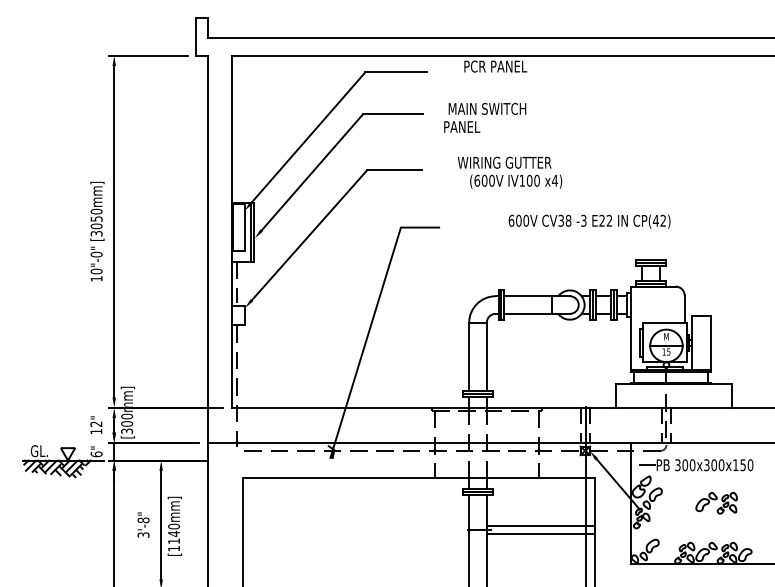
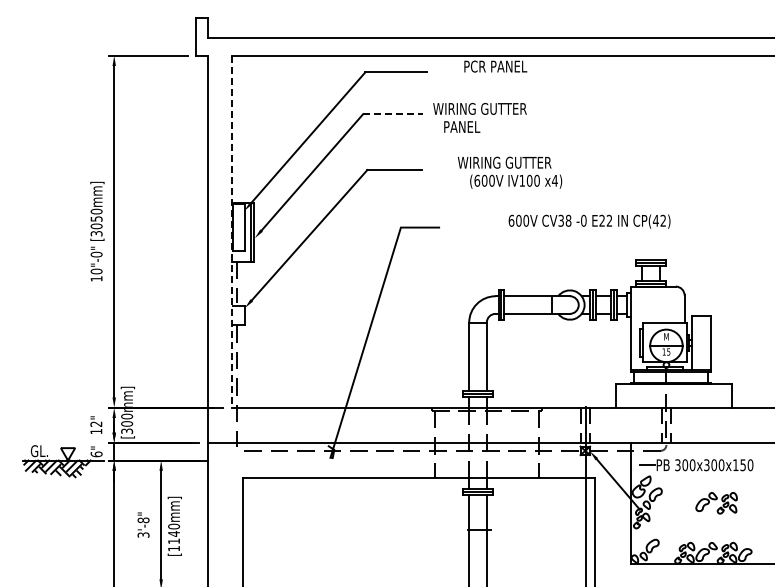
text: MAIN SWITCH -> WIRING GUTTER (479, 108)
line: solid -> dashed (393, 114)
text: -3 -> -0 (583, 220)
line: solid -> dashed (231, 232)
line: present -> none (541, 525)
line: present -> none (541, 534)
